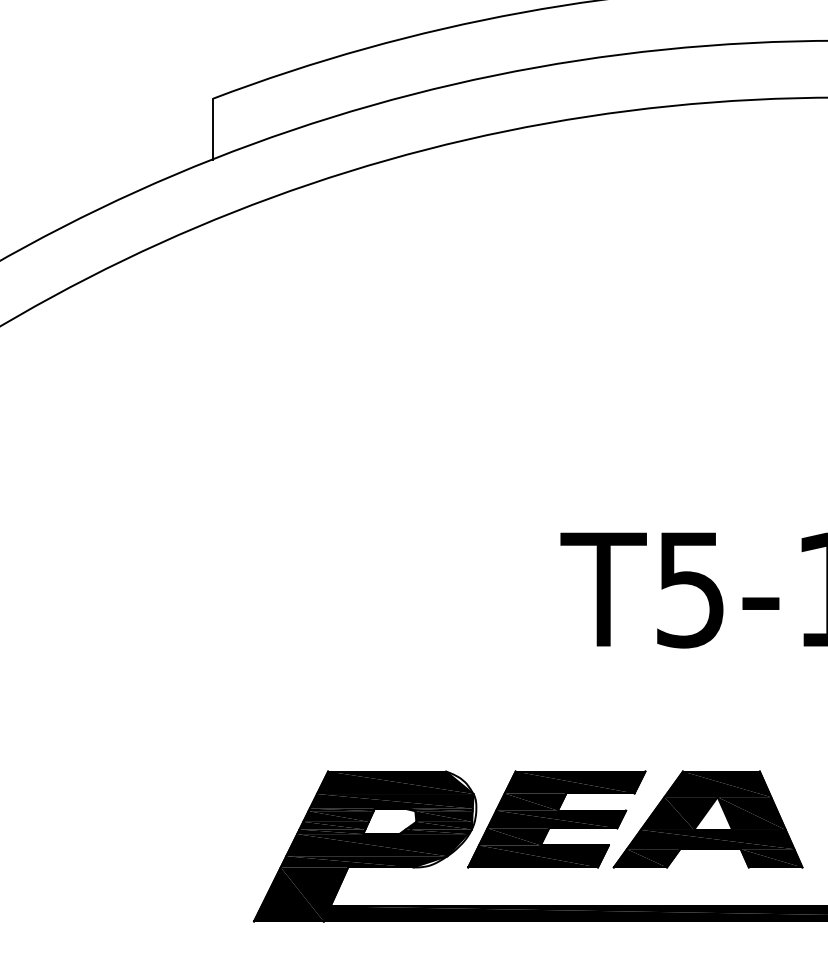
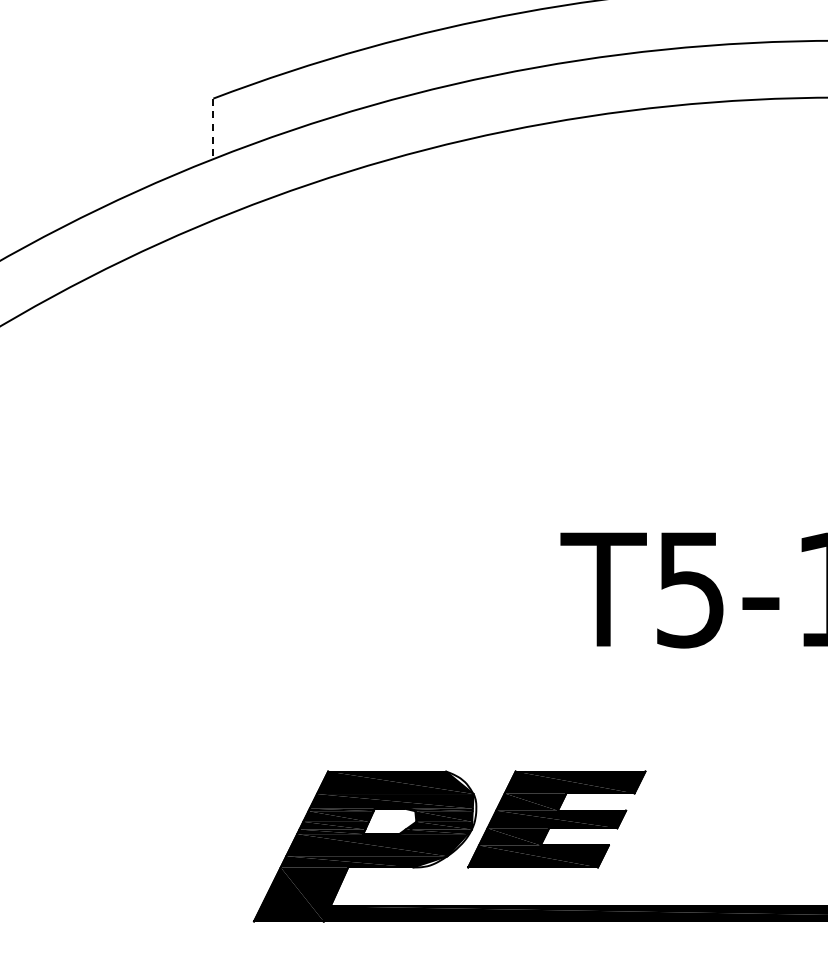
line: solid -> dashed (213, 129)
part: present -> none (707, 819)
